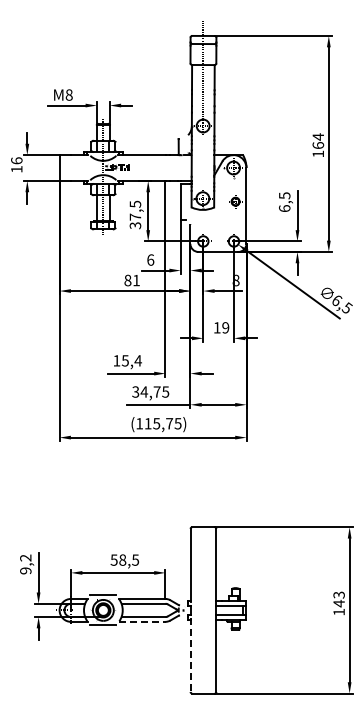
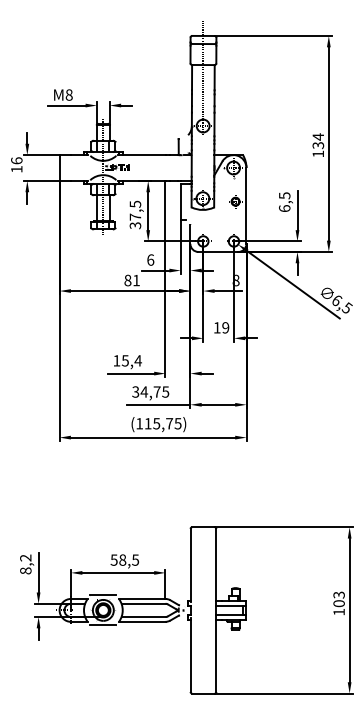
text: 164 -> 134 (318, 145)
text: 9,2 -> 8,2 (25, 570)
text: 143 -> 103 (338, 603)
line: dashed -> solid (142, 621)
line: dashed -> solid (190, 655)
